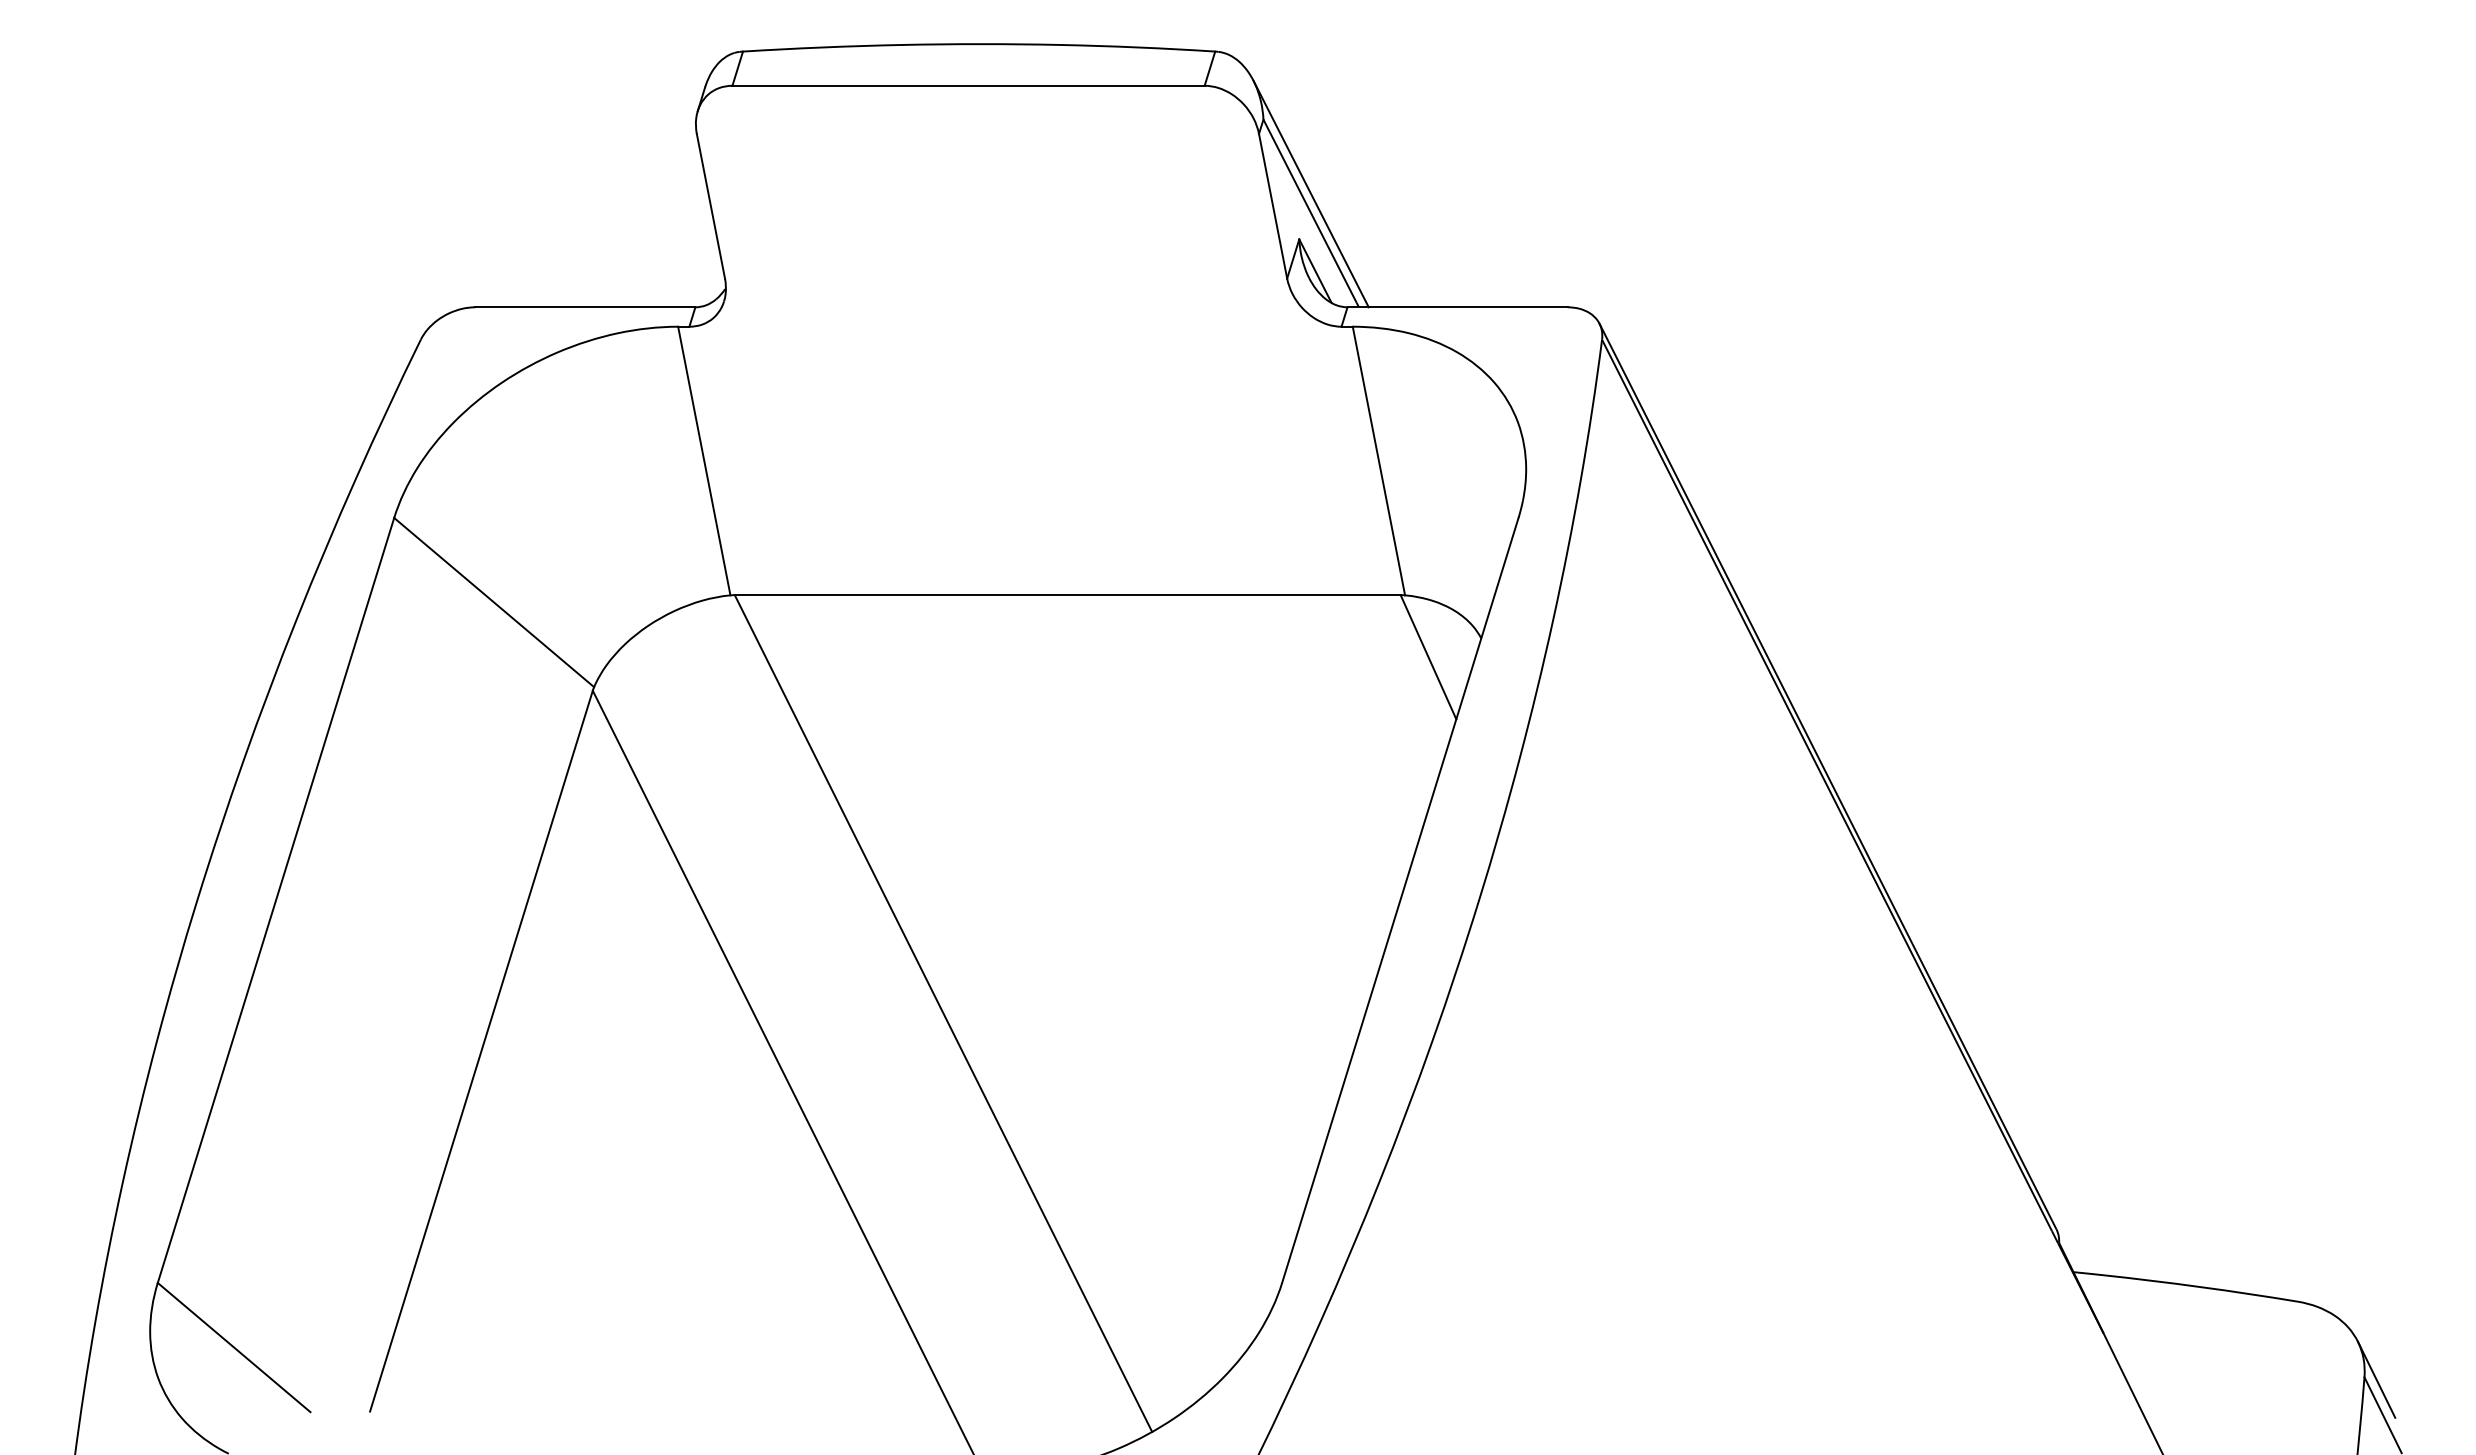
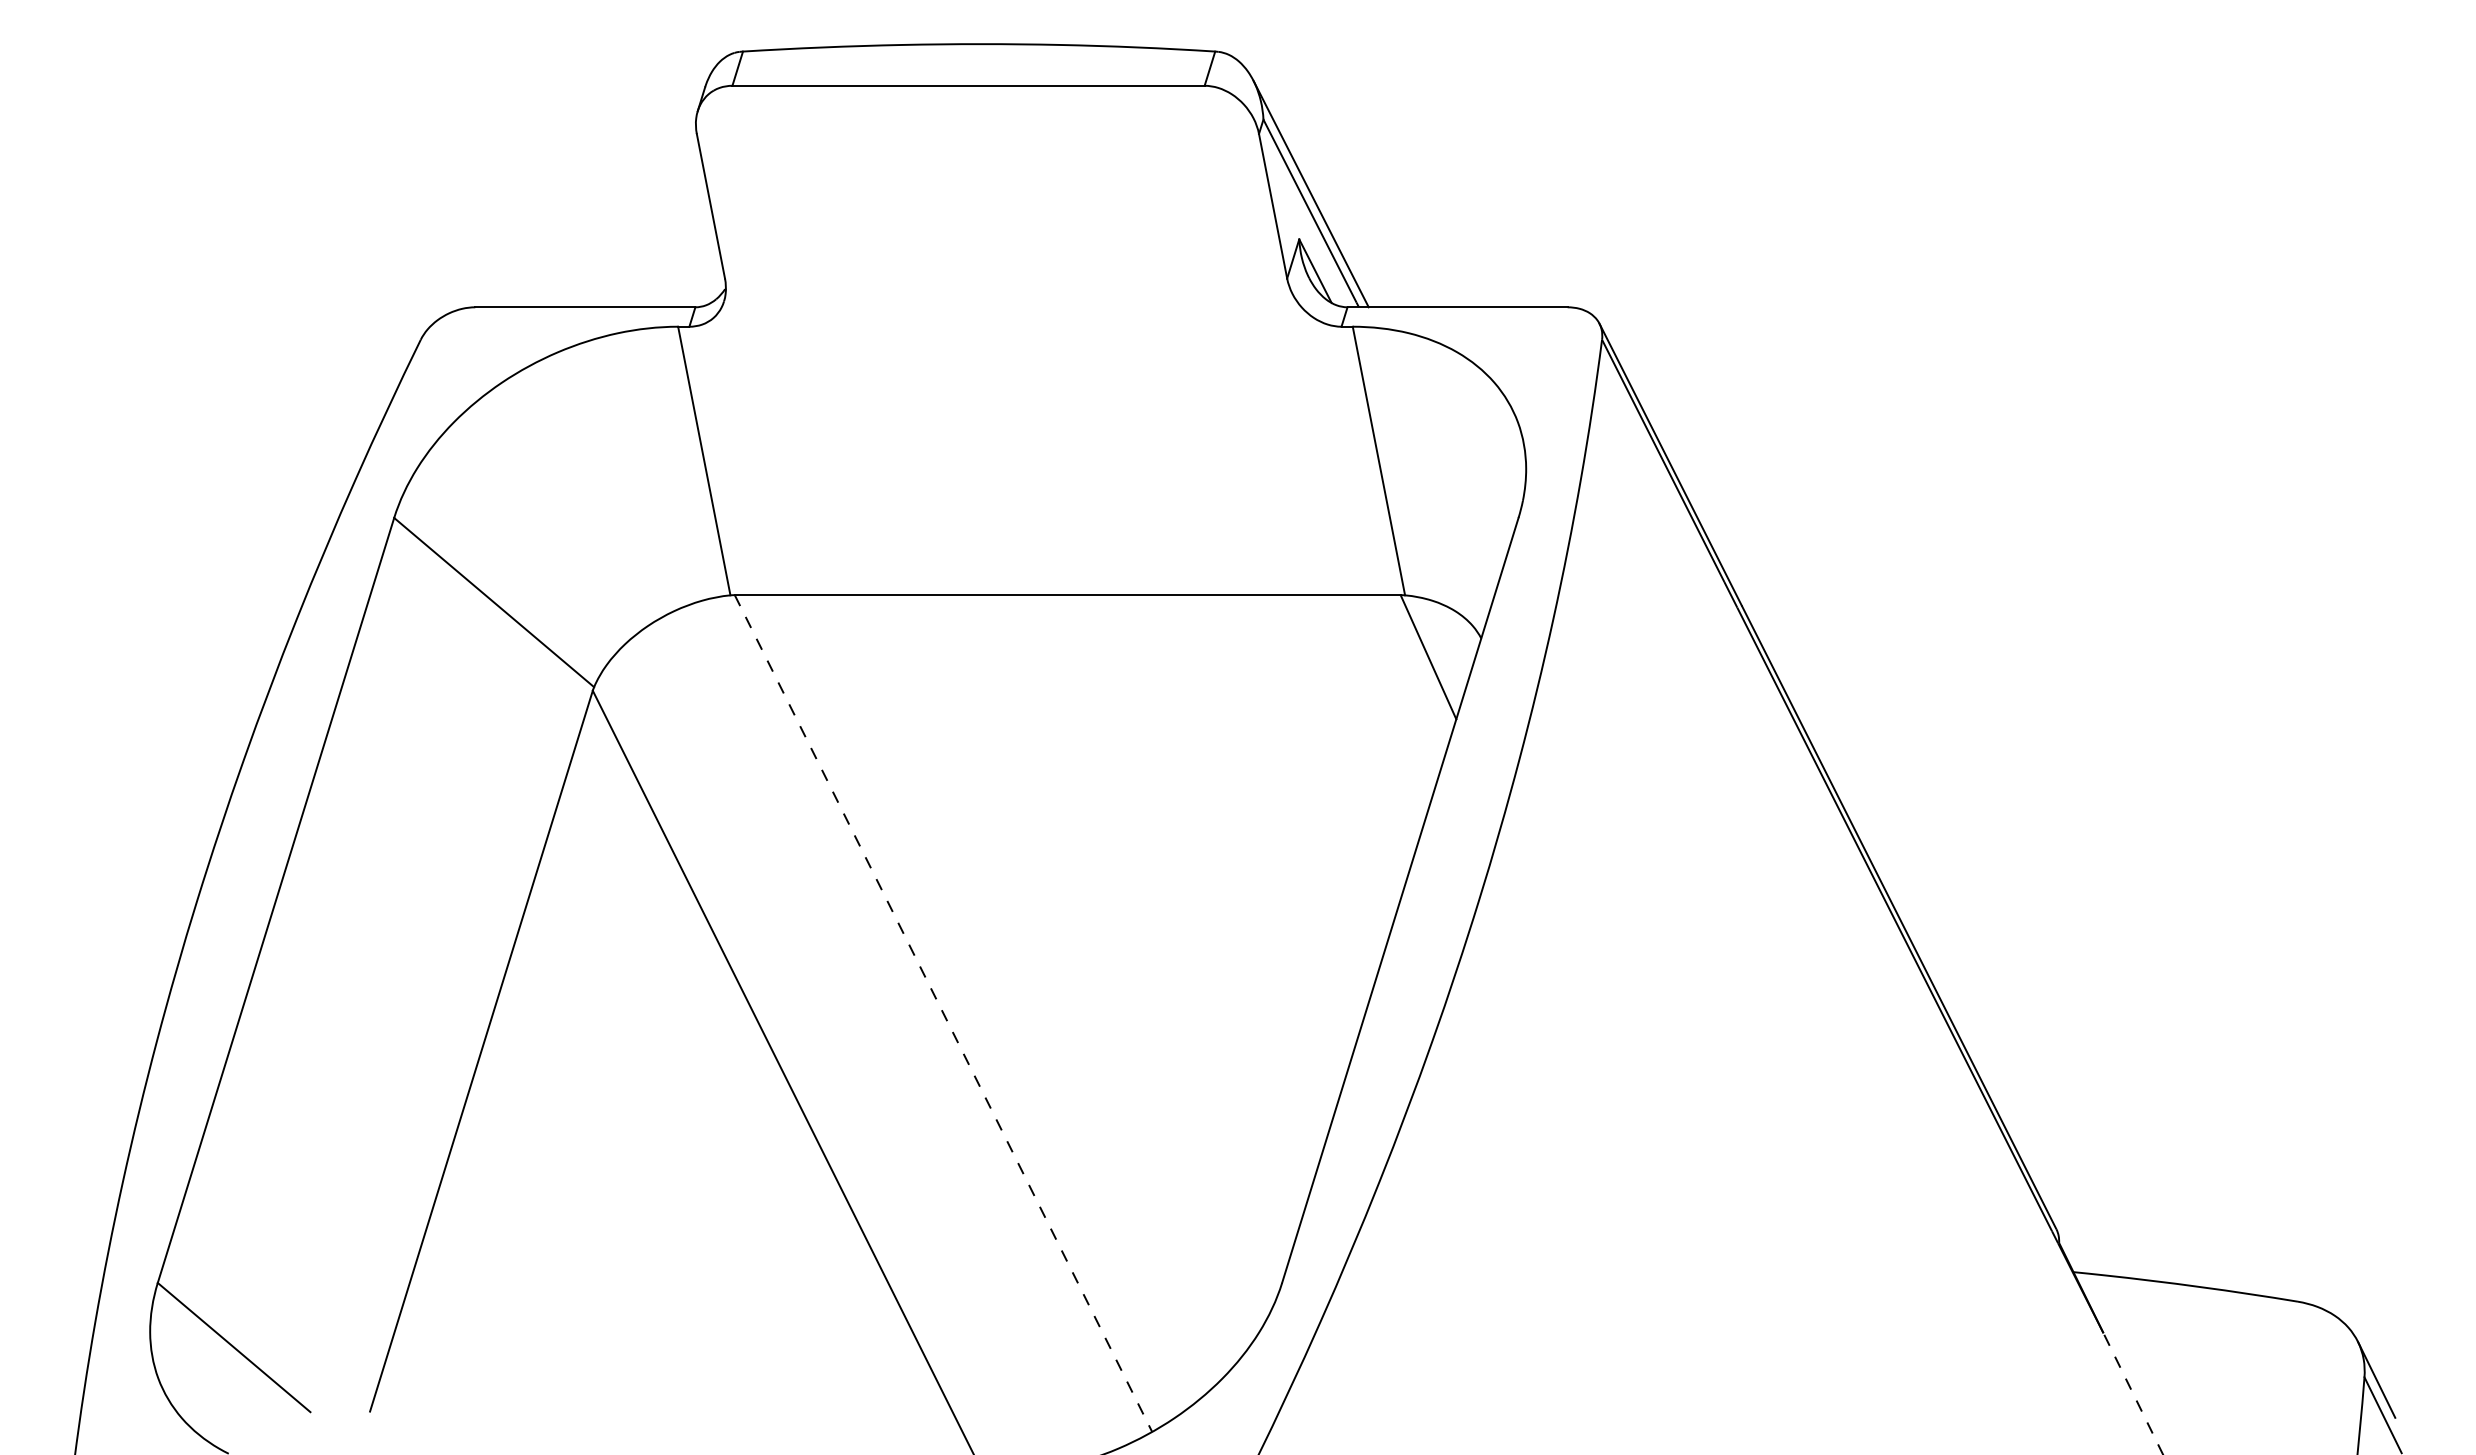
line: solid -> dashed (943, 1013)
line: solid -> dashed (2133, 1393)
